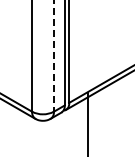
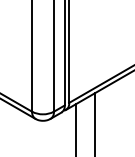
line: dashed -> solid (53, 56)
line position: (88, 123) -> (95, 123) (95, 123)
line: none -> present (75, 128)
